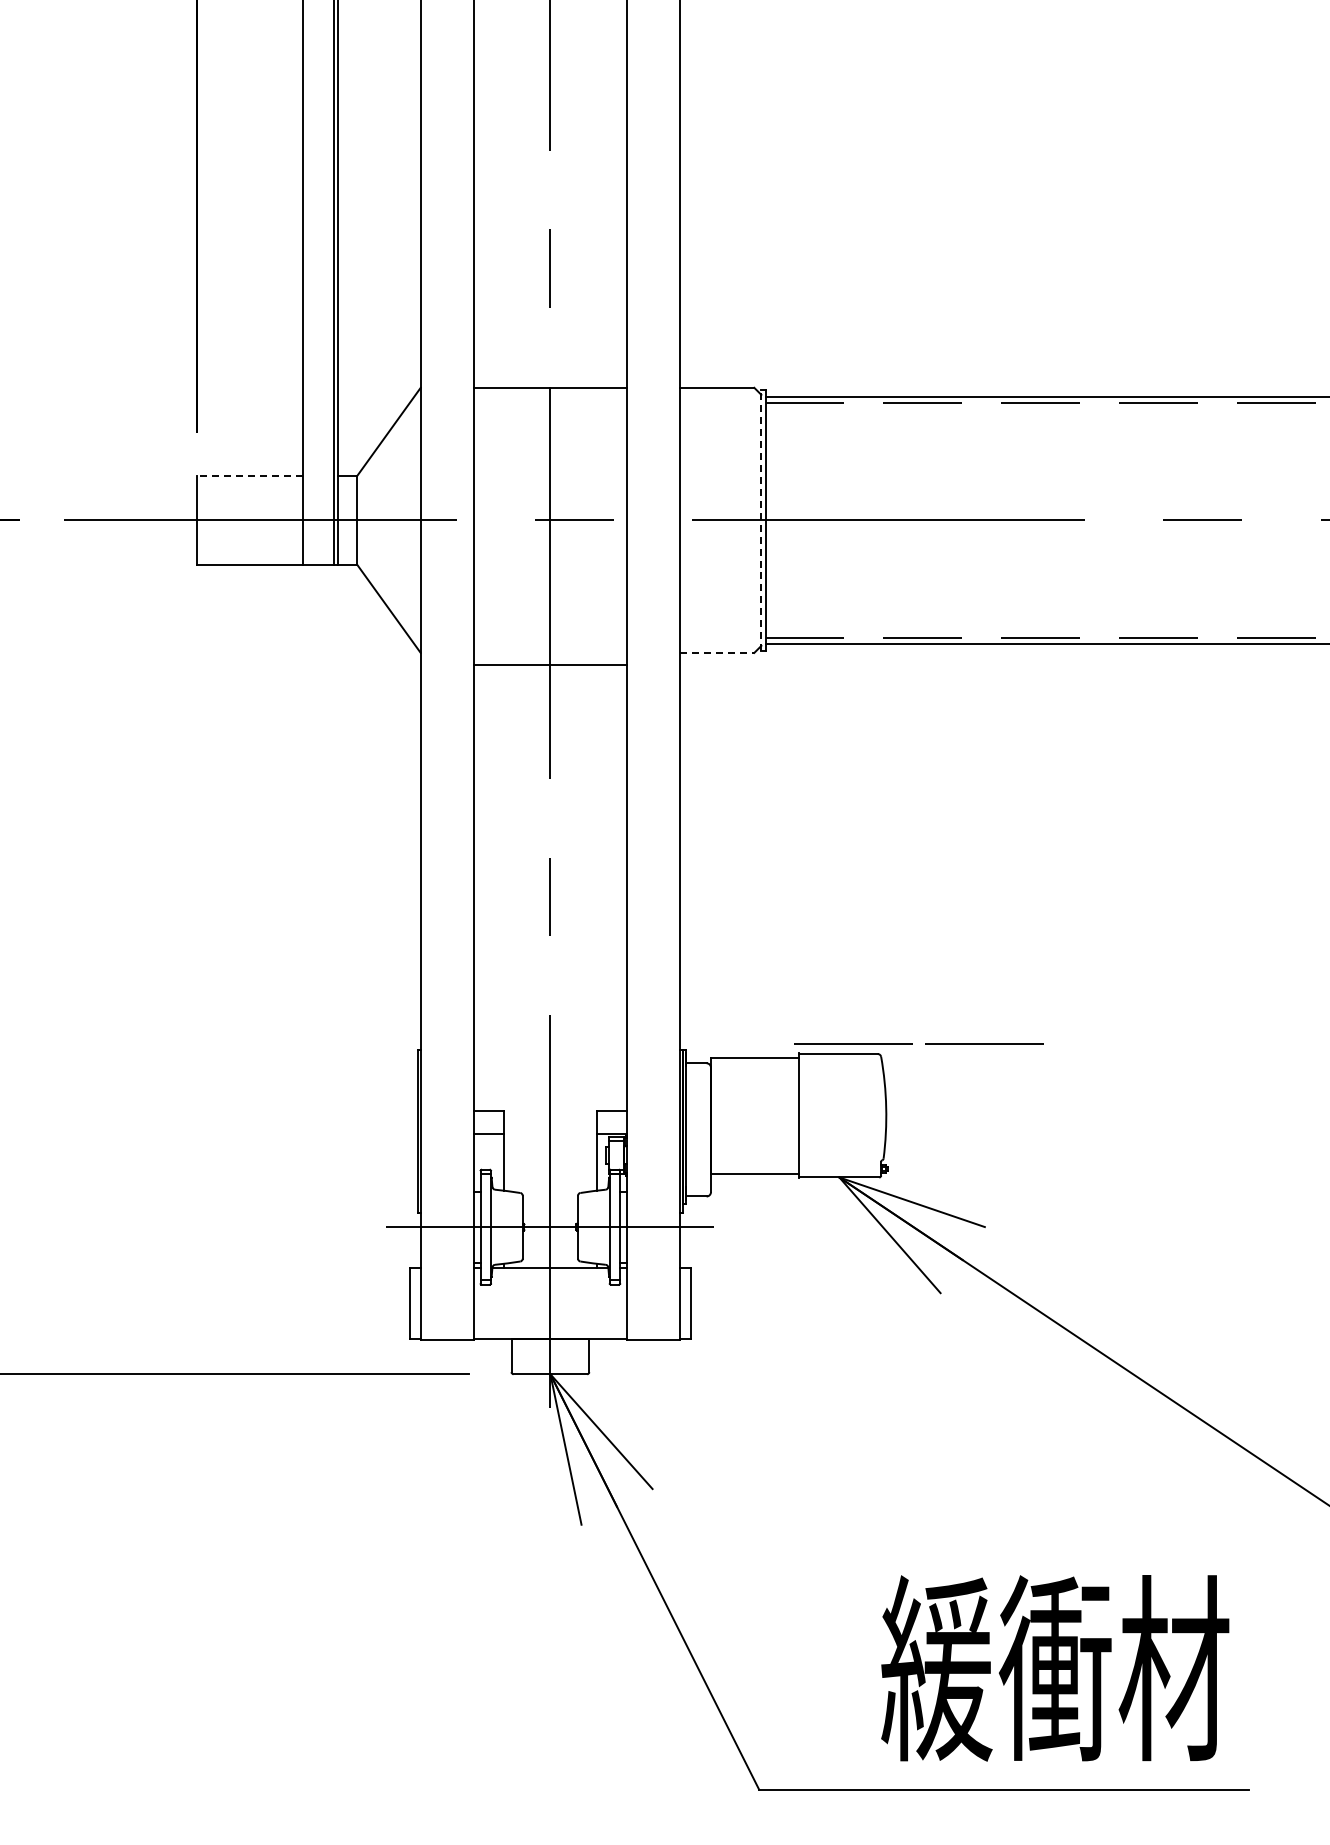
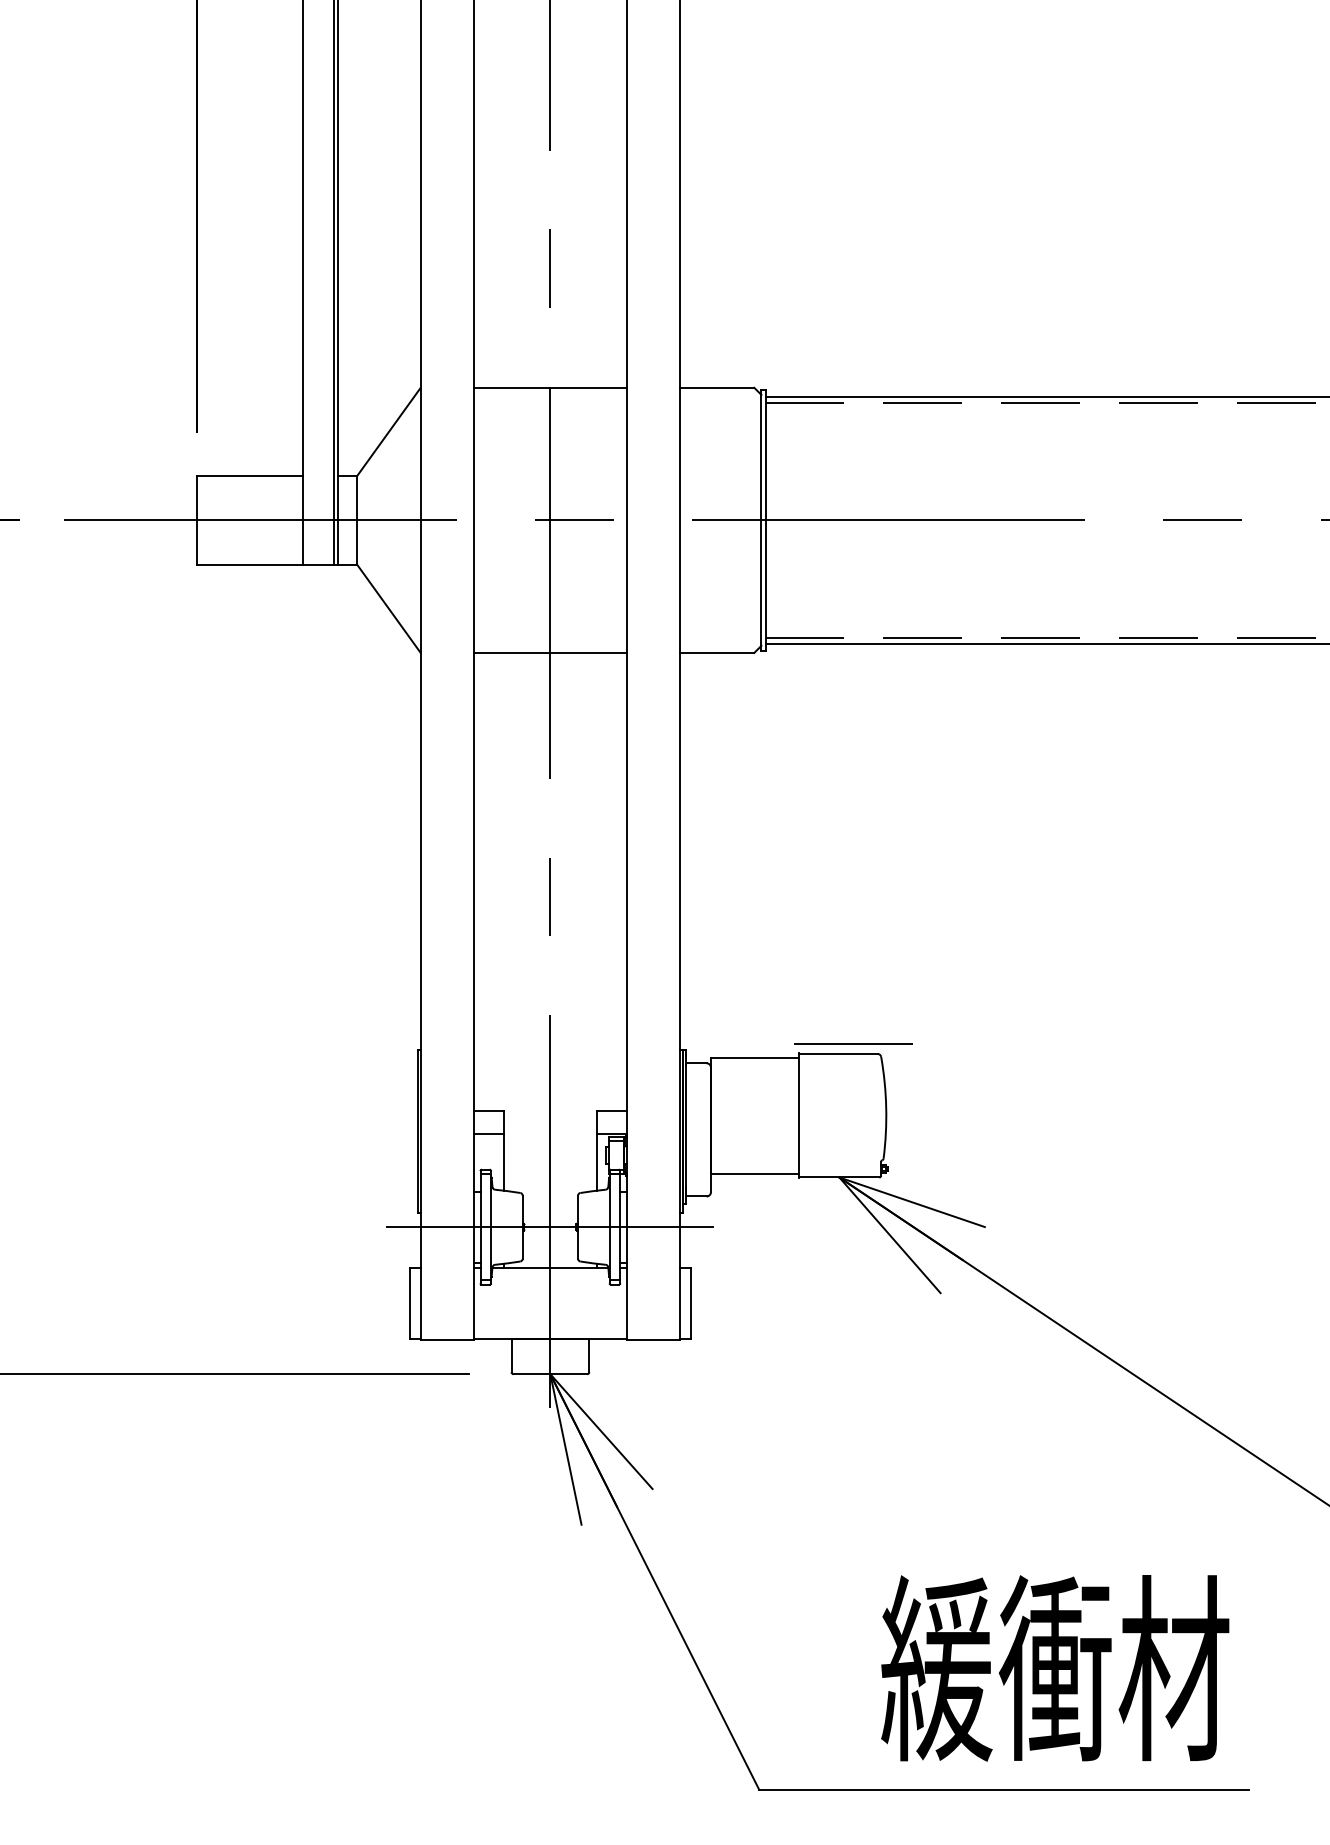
line: dashed -> solid (249, 476)
line: dashed -> solid (761, 520)
line: dashed -> solid (717, 652)
line position: (550, 664) -> (550, 652) (550, 652)
line: present -> none (984, 1043)
